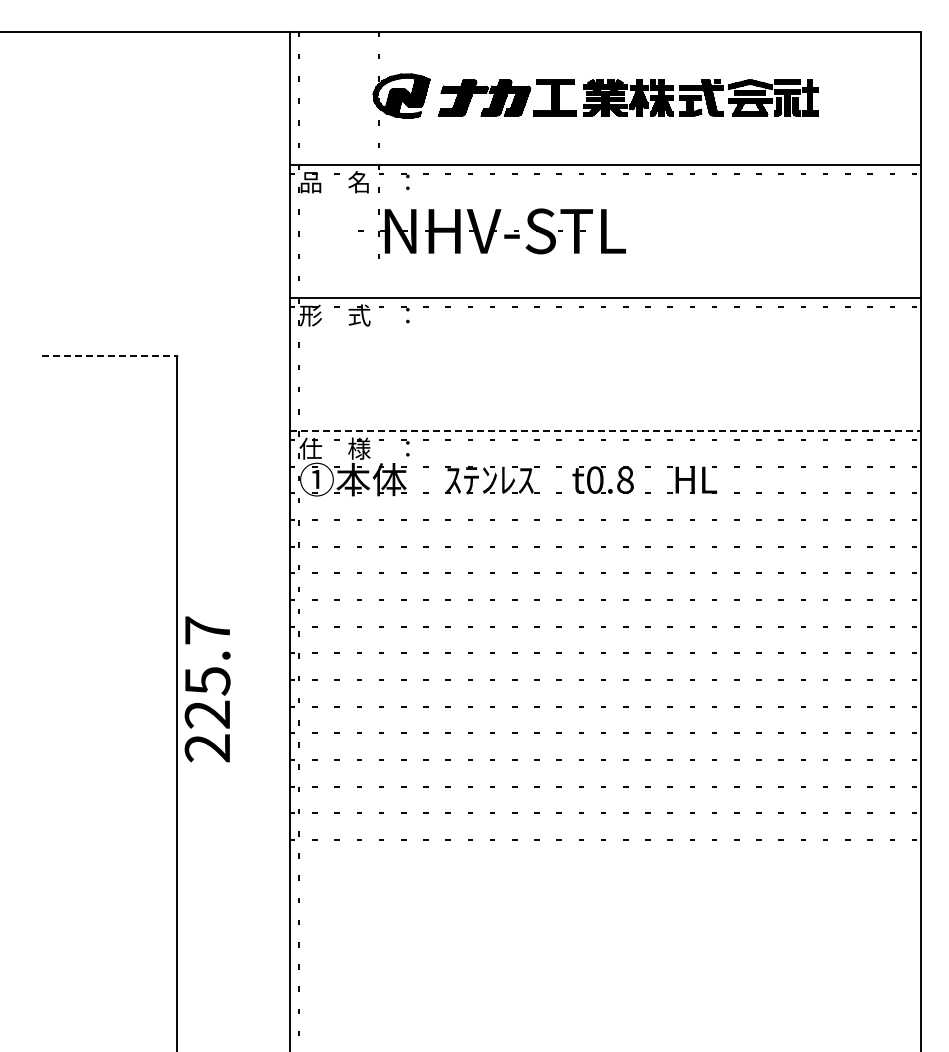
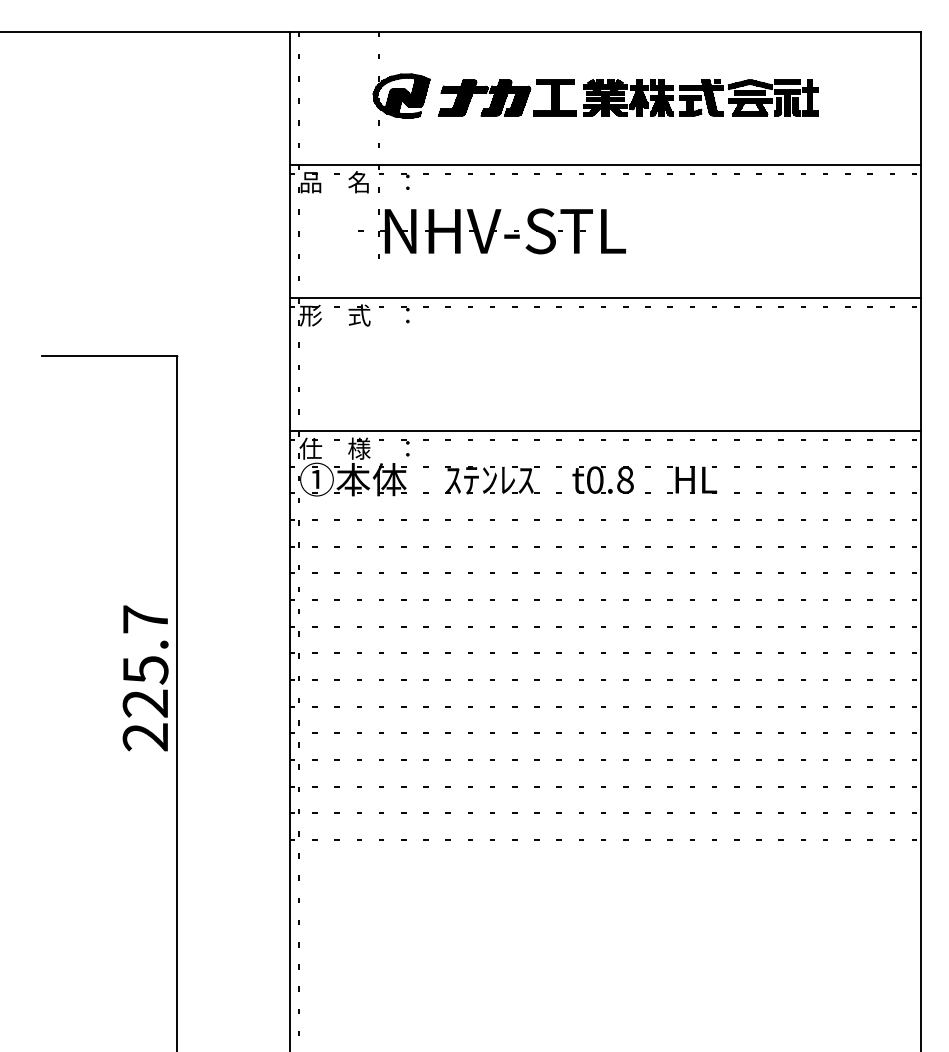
line: dashed -> solid (110, 355)
line: dashed -> solid (605, 431)
text position: (207, 689) -> (145, 678) (145, 678)
